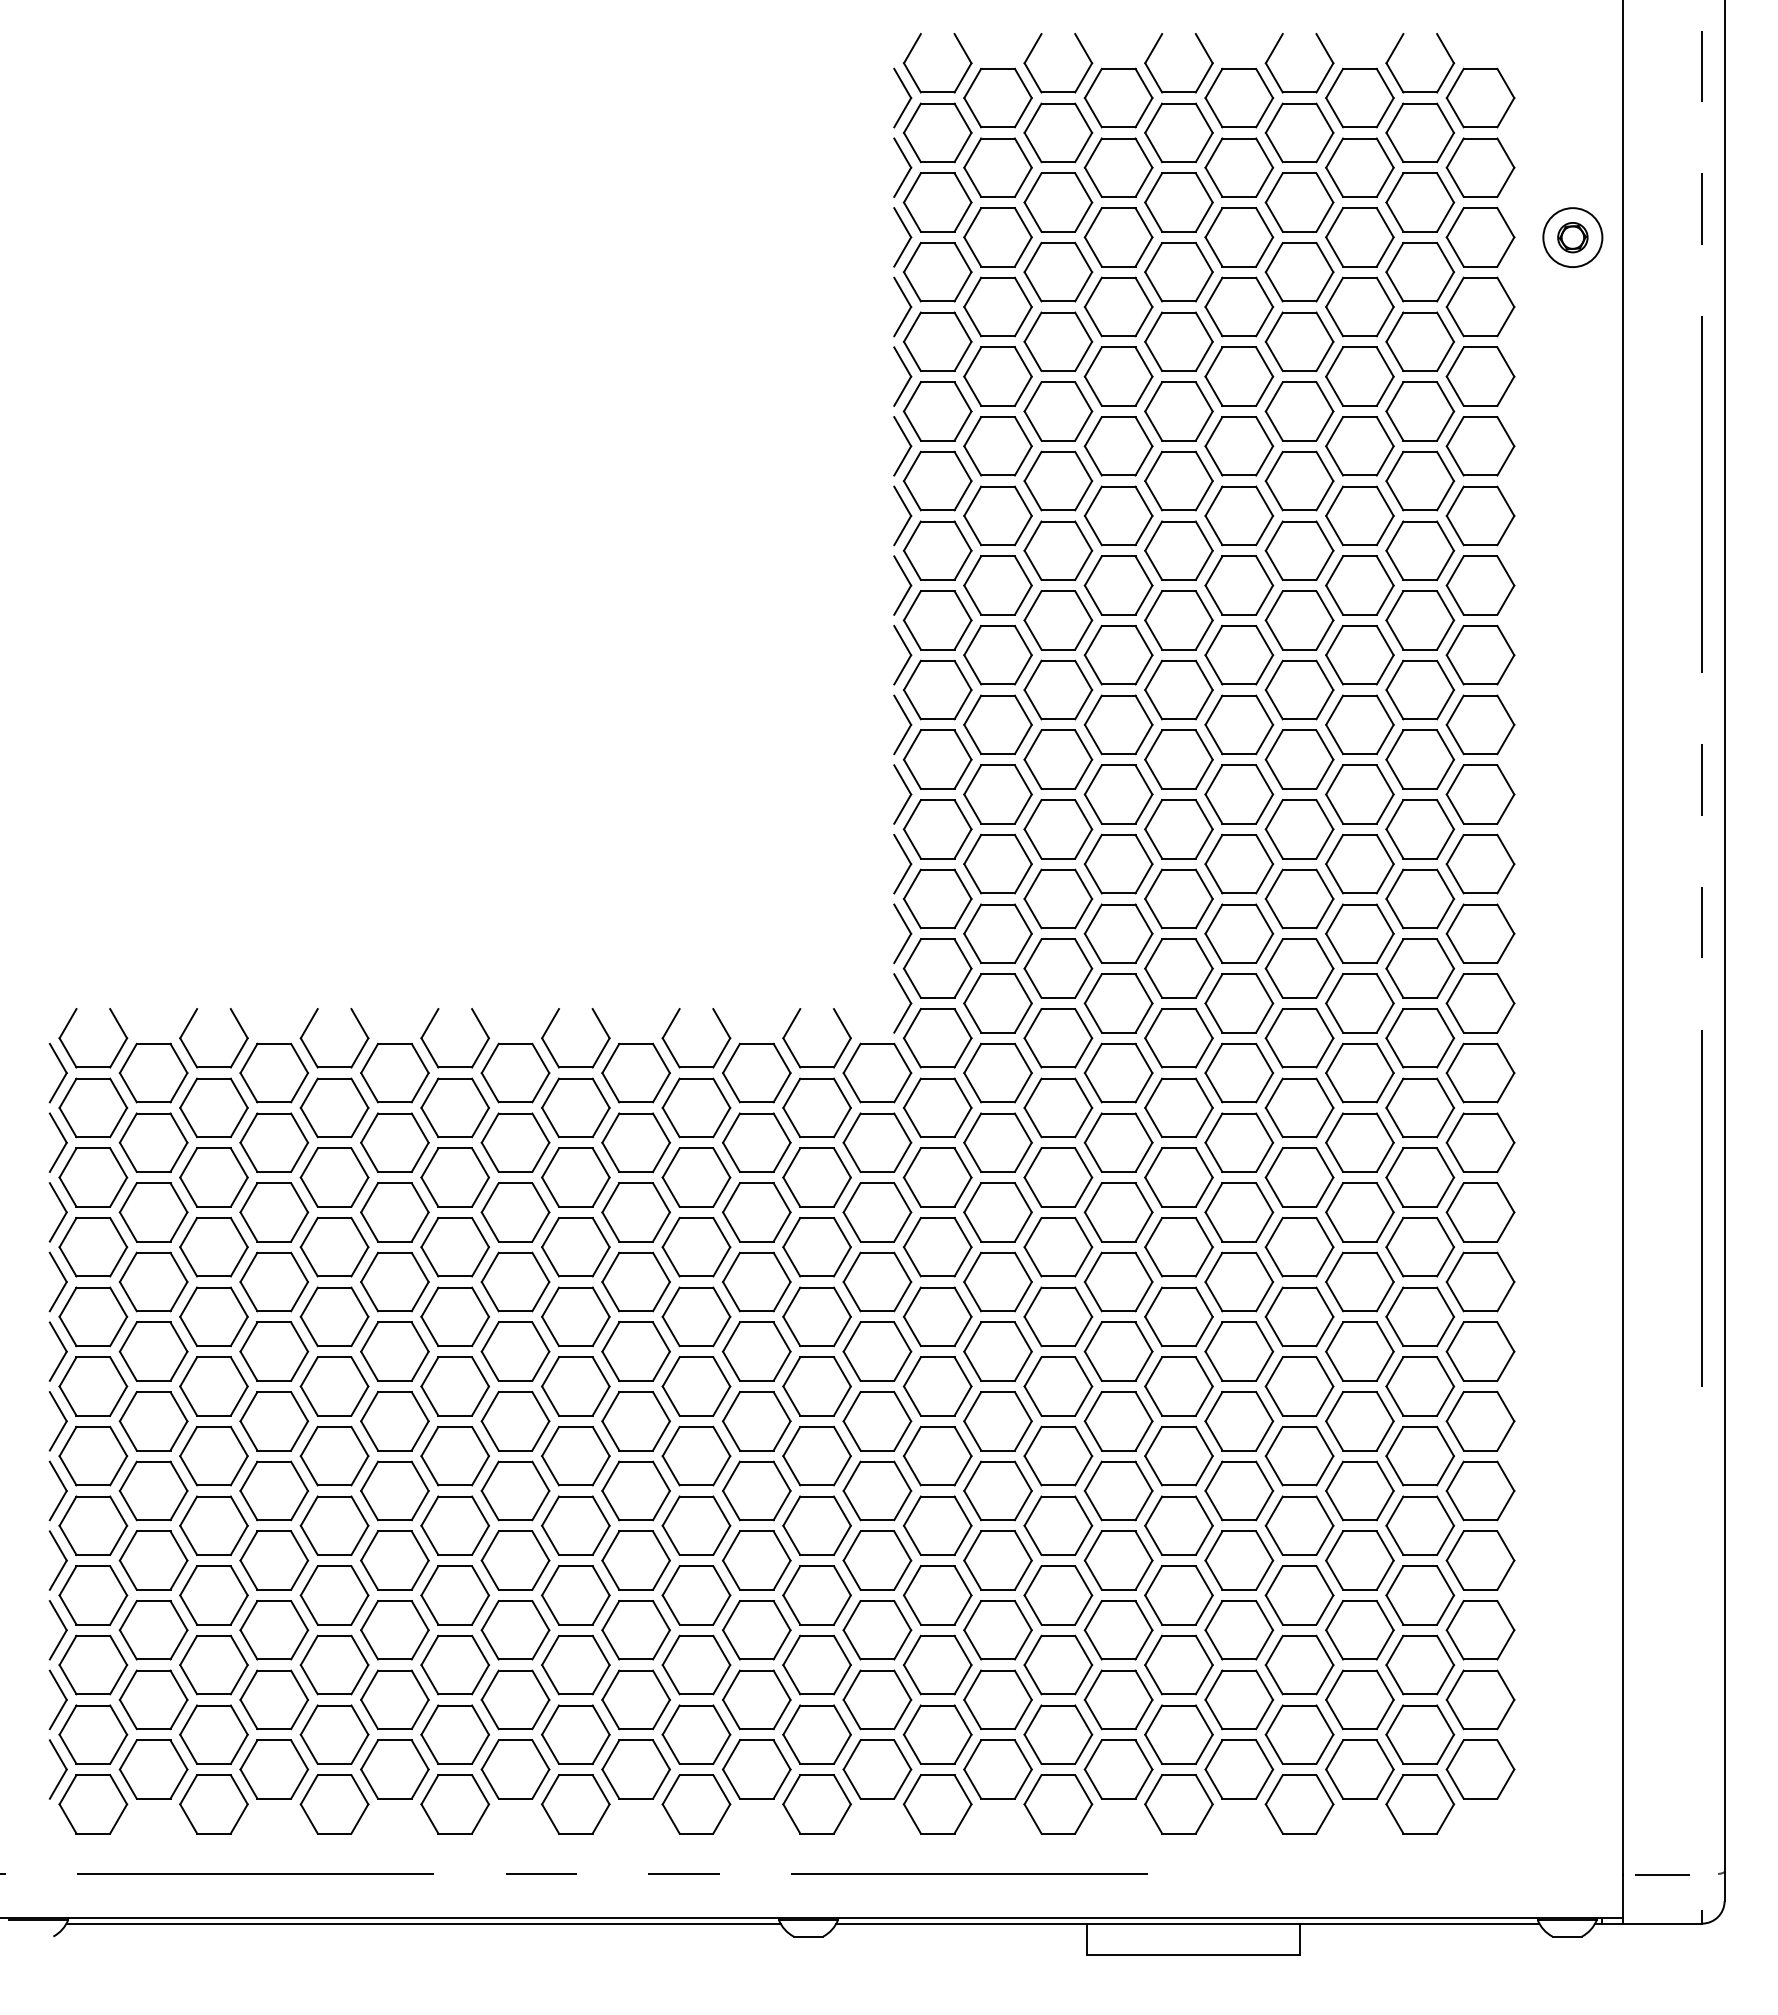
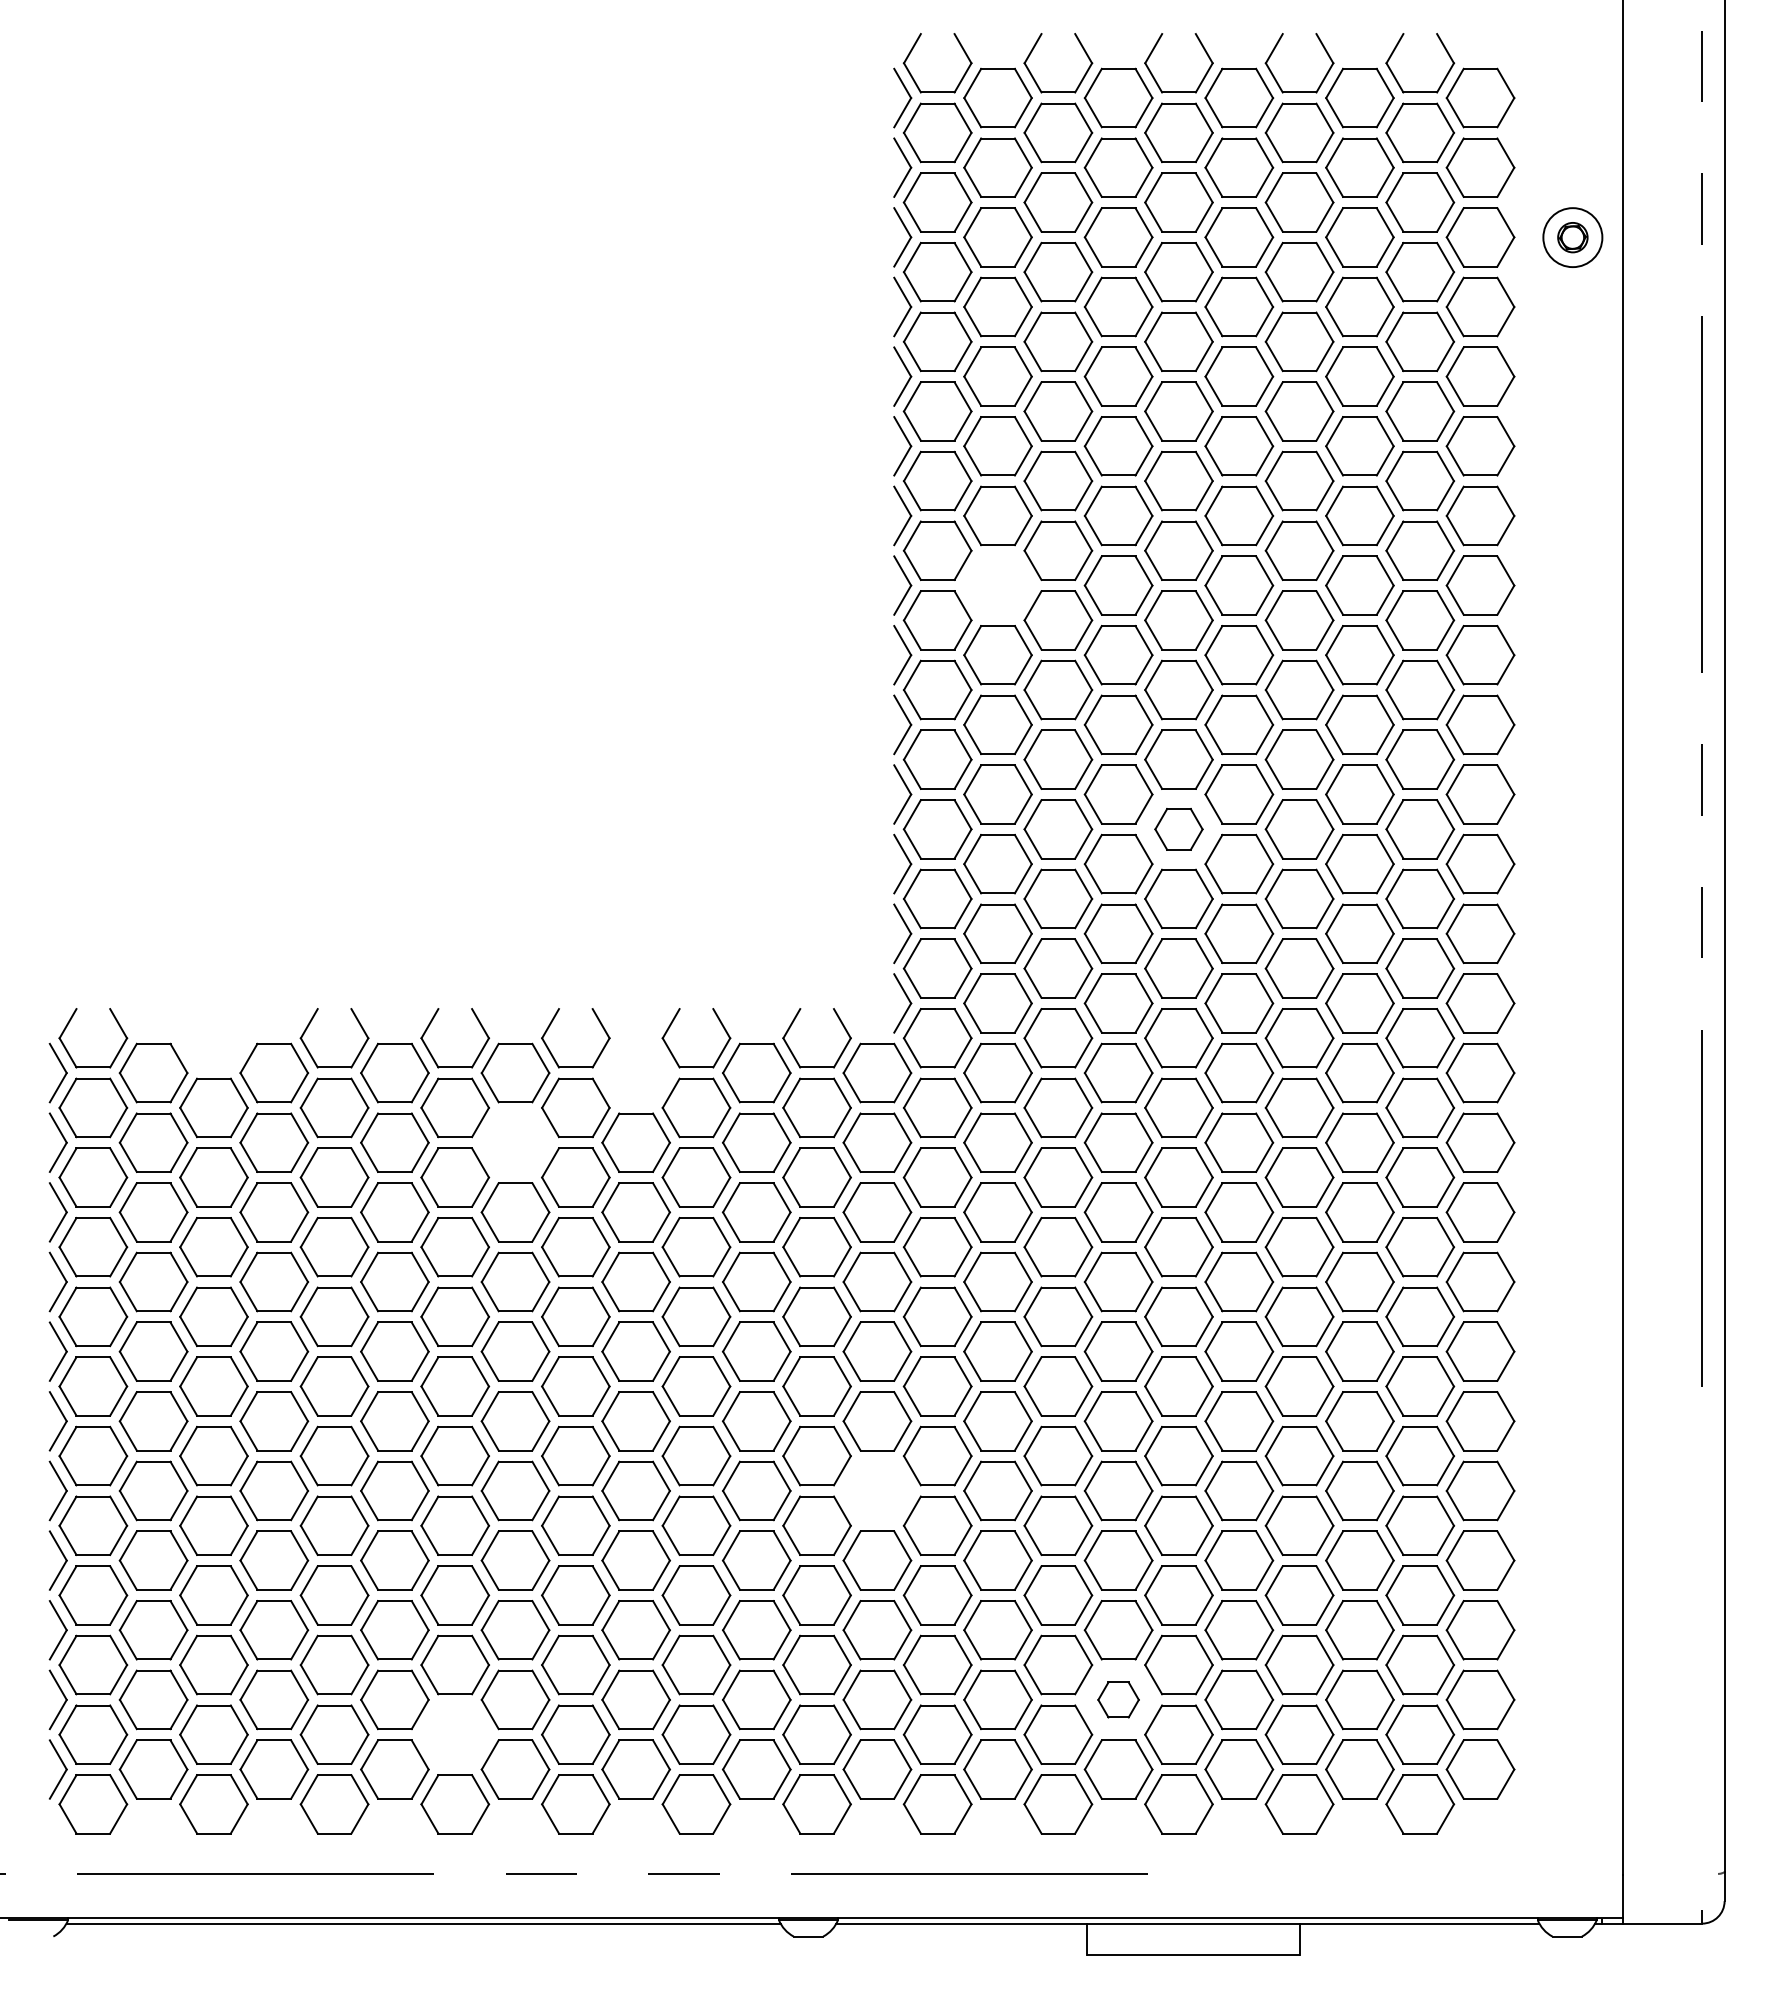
part: present -> none (997, 585)
part size: 70x61 px -> 50x43 px (1178, 829)
part: present -> none (190, 1053)
part: present -> none (635, 1072)
part: present -> none (515, 1142)
part: present -> none (877, 1490)
part size: 71x62 px -> 43x38 px (1118, 1699)
part: present -> none (455, 1734)
line: present -> none (1662, 1874)
